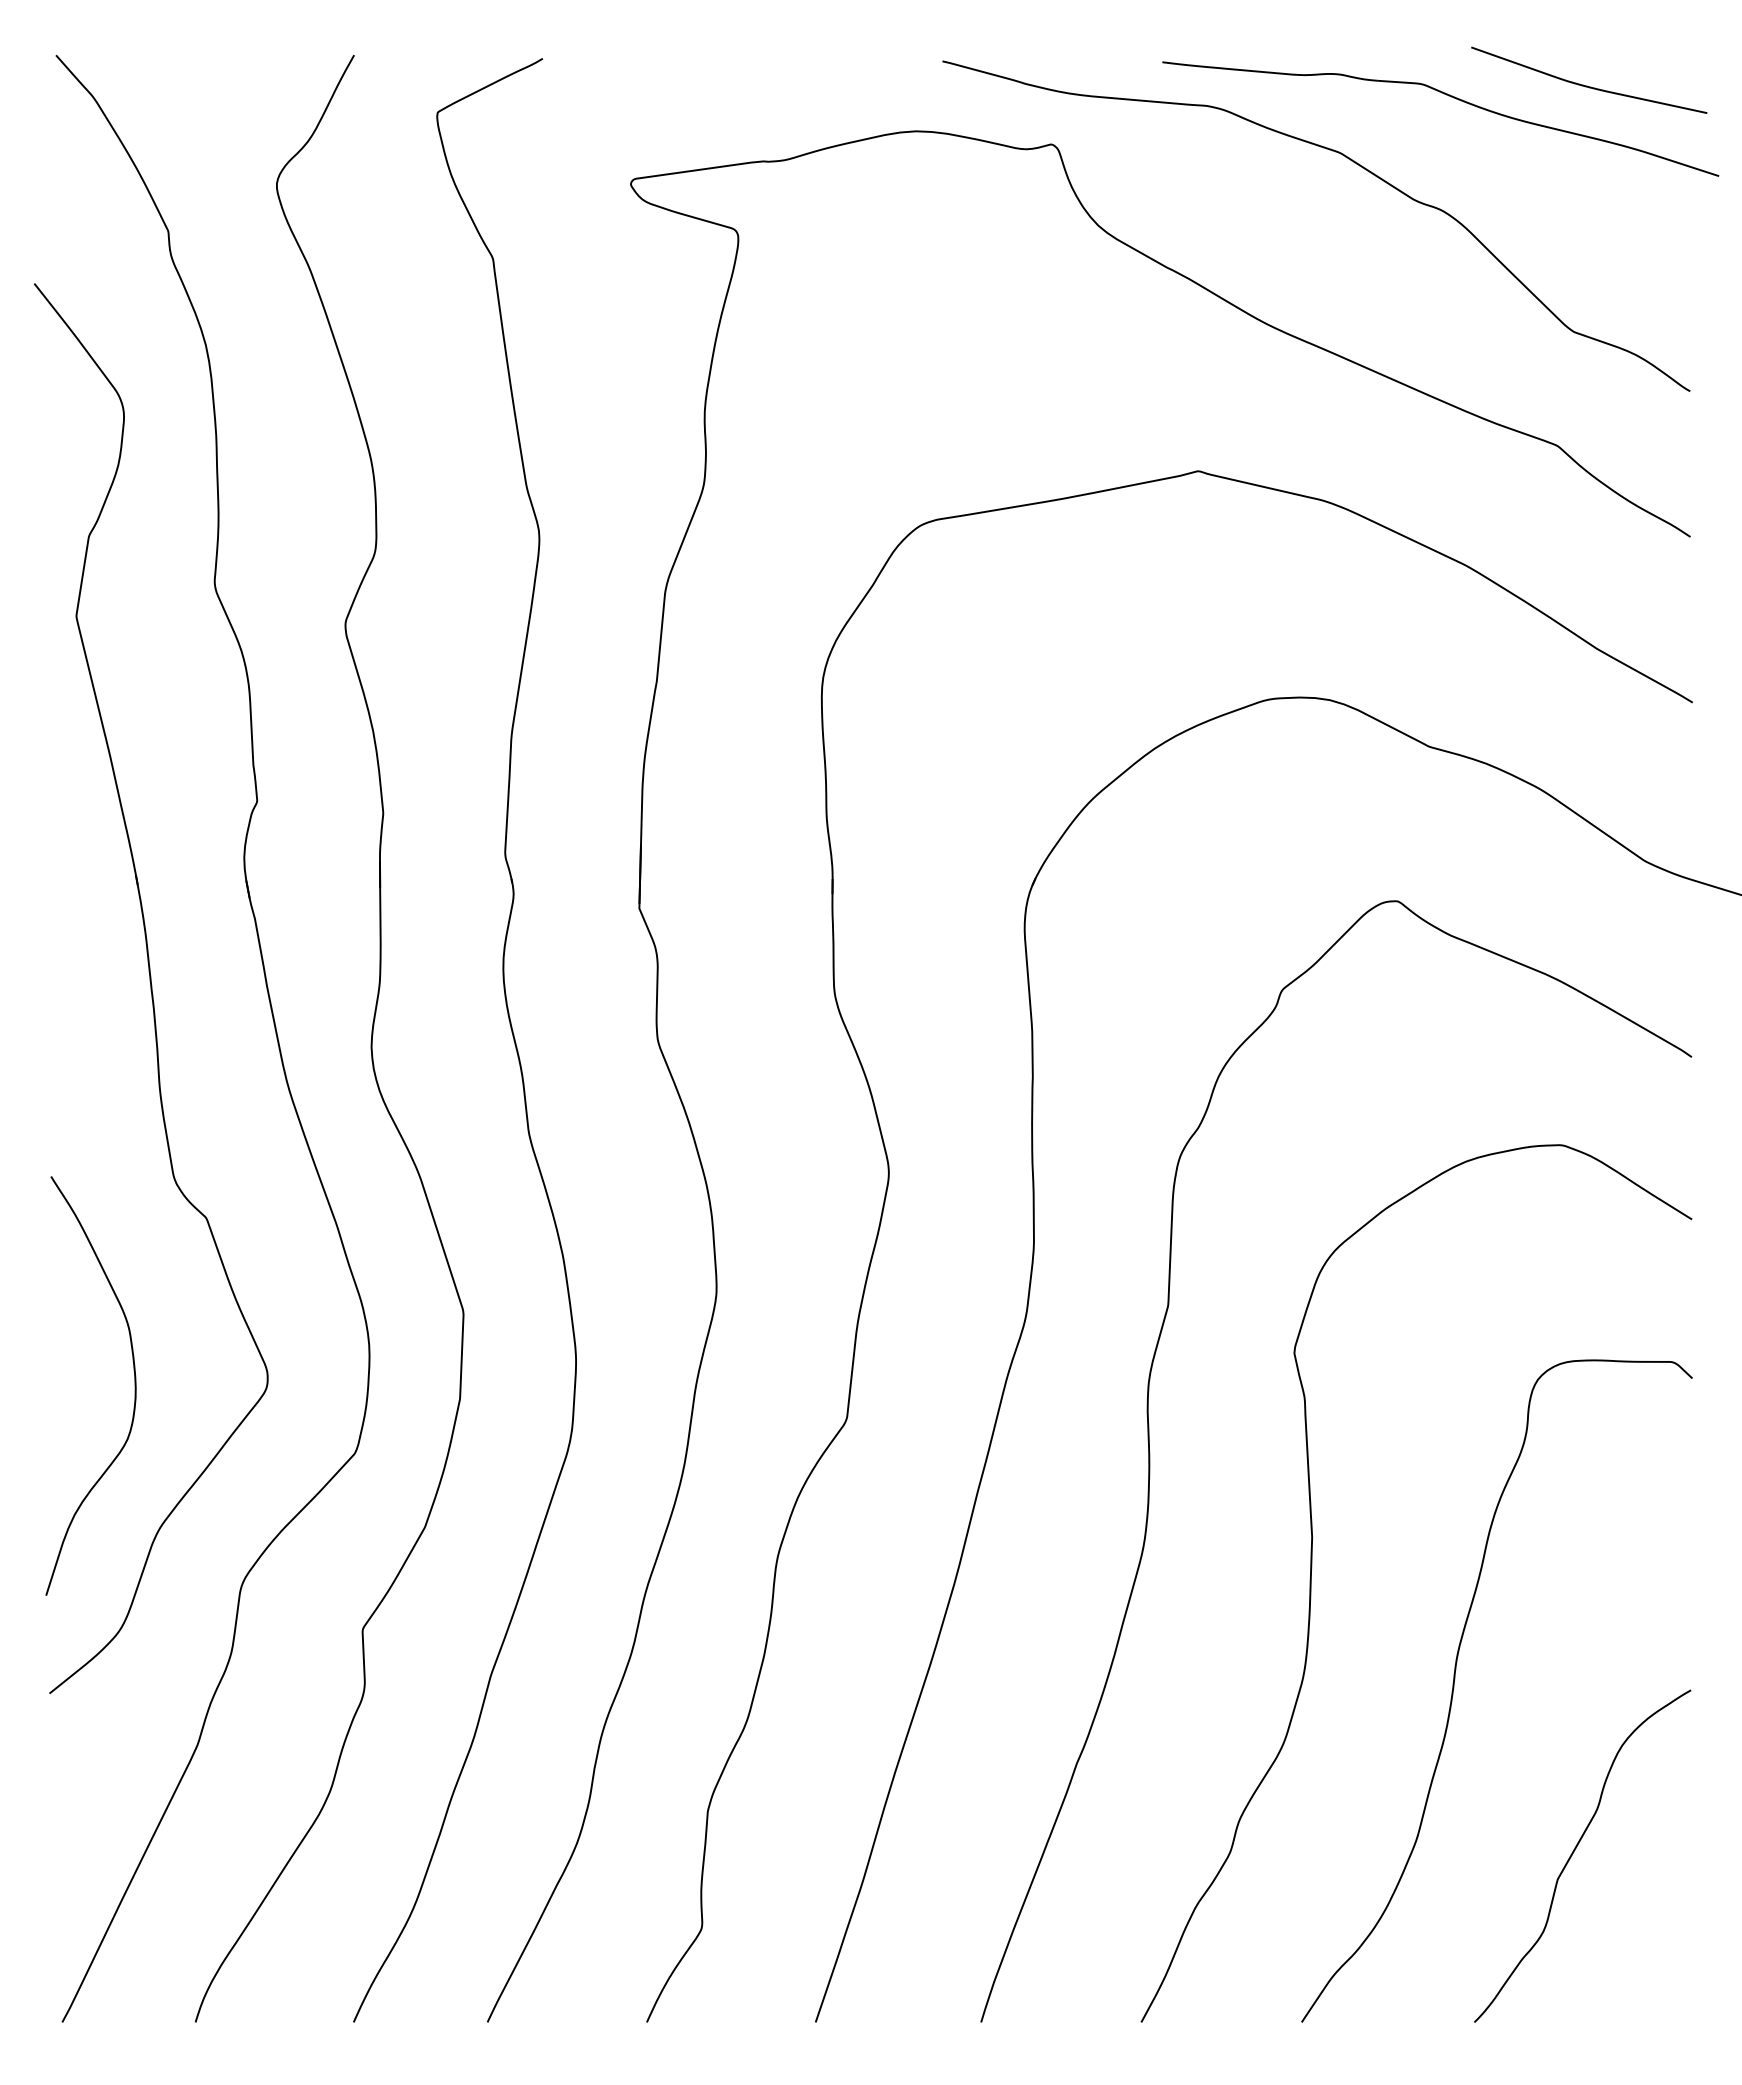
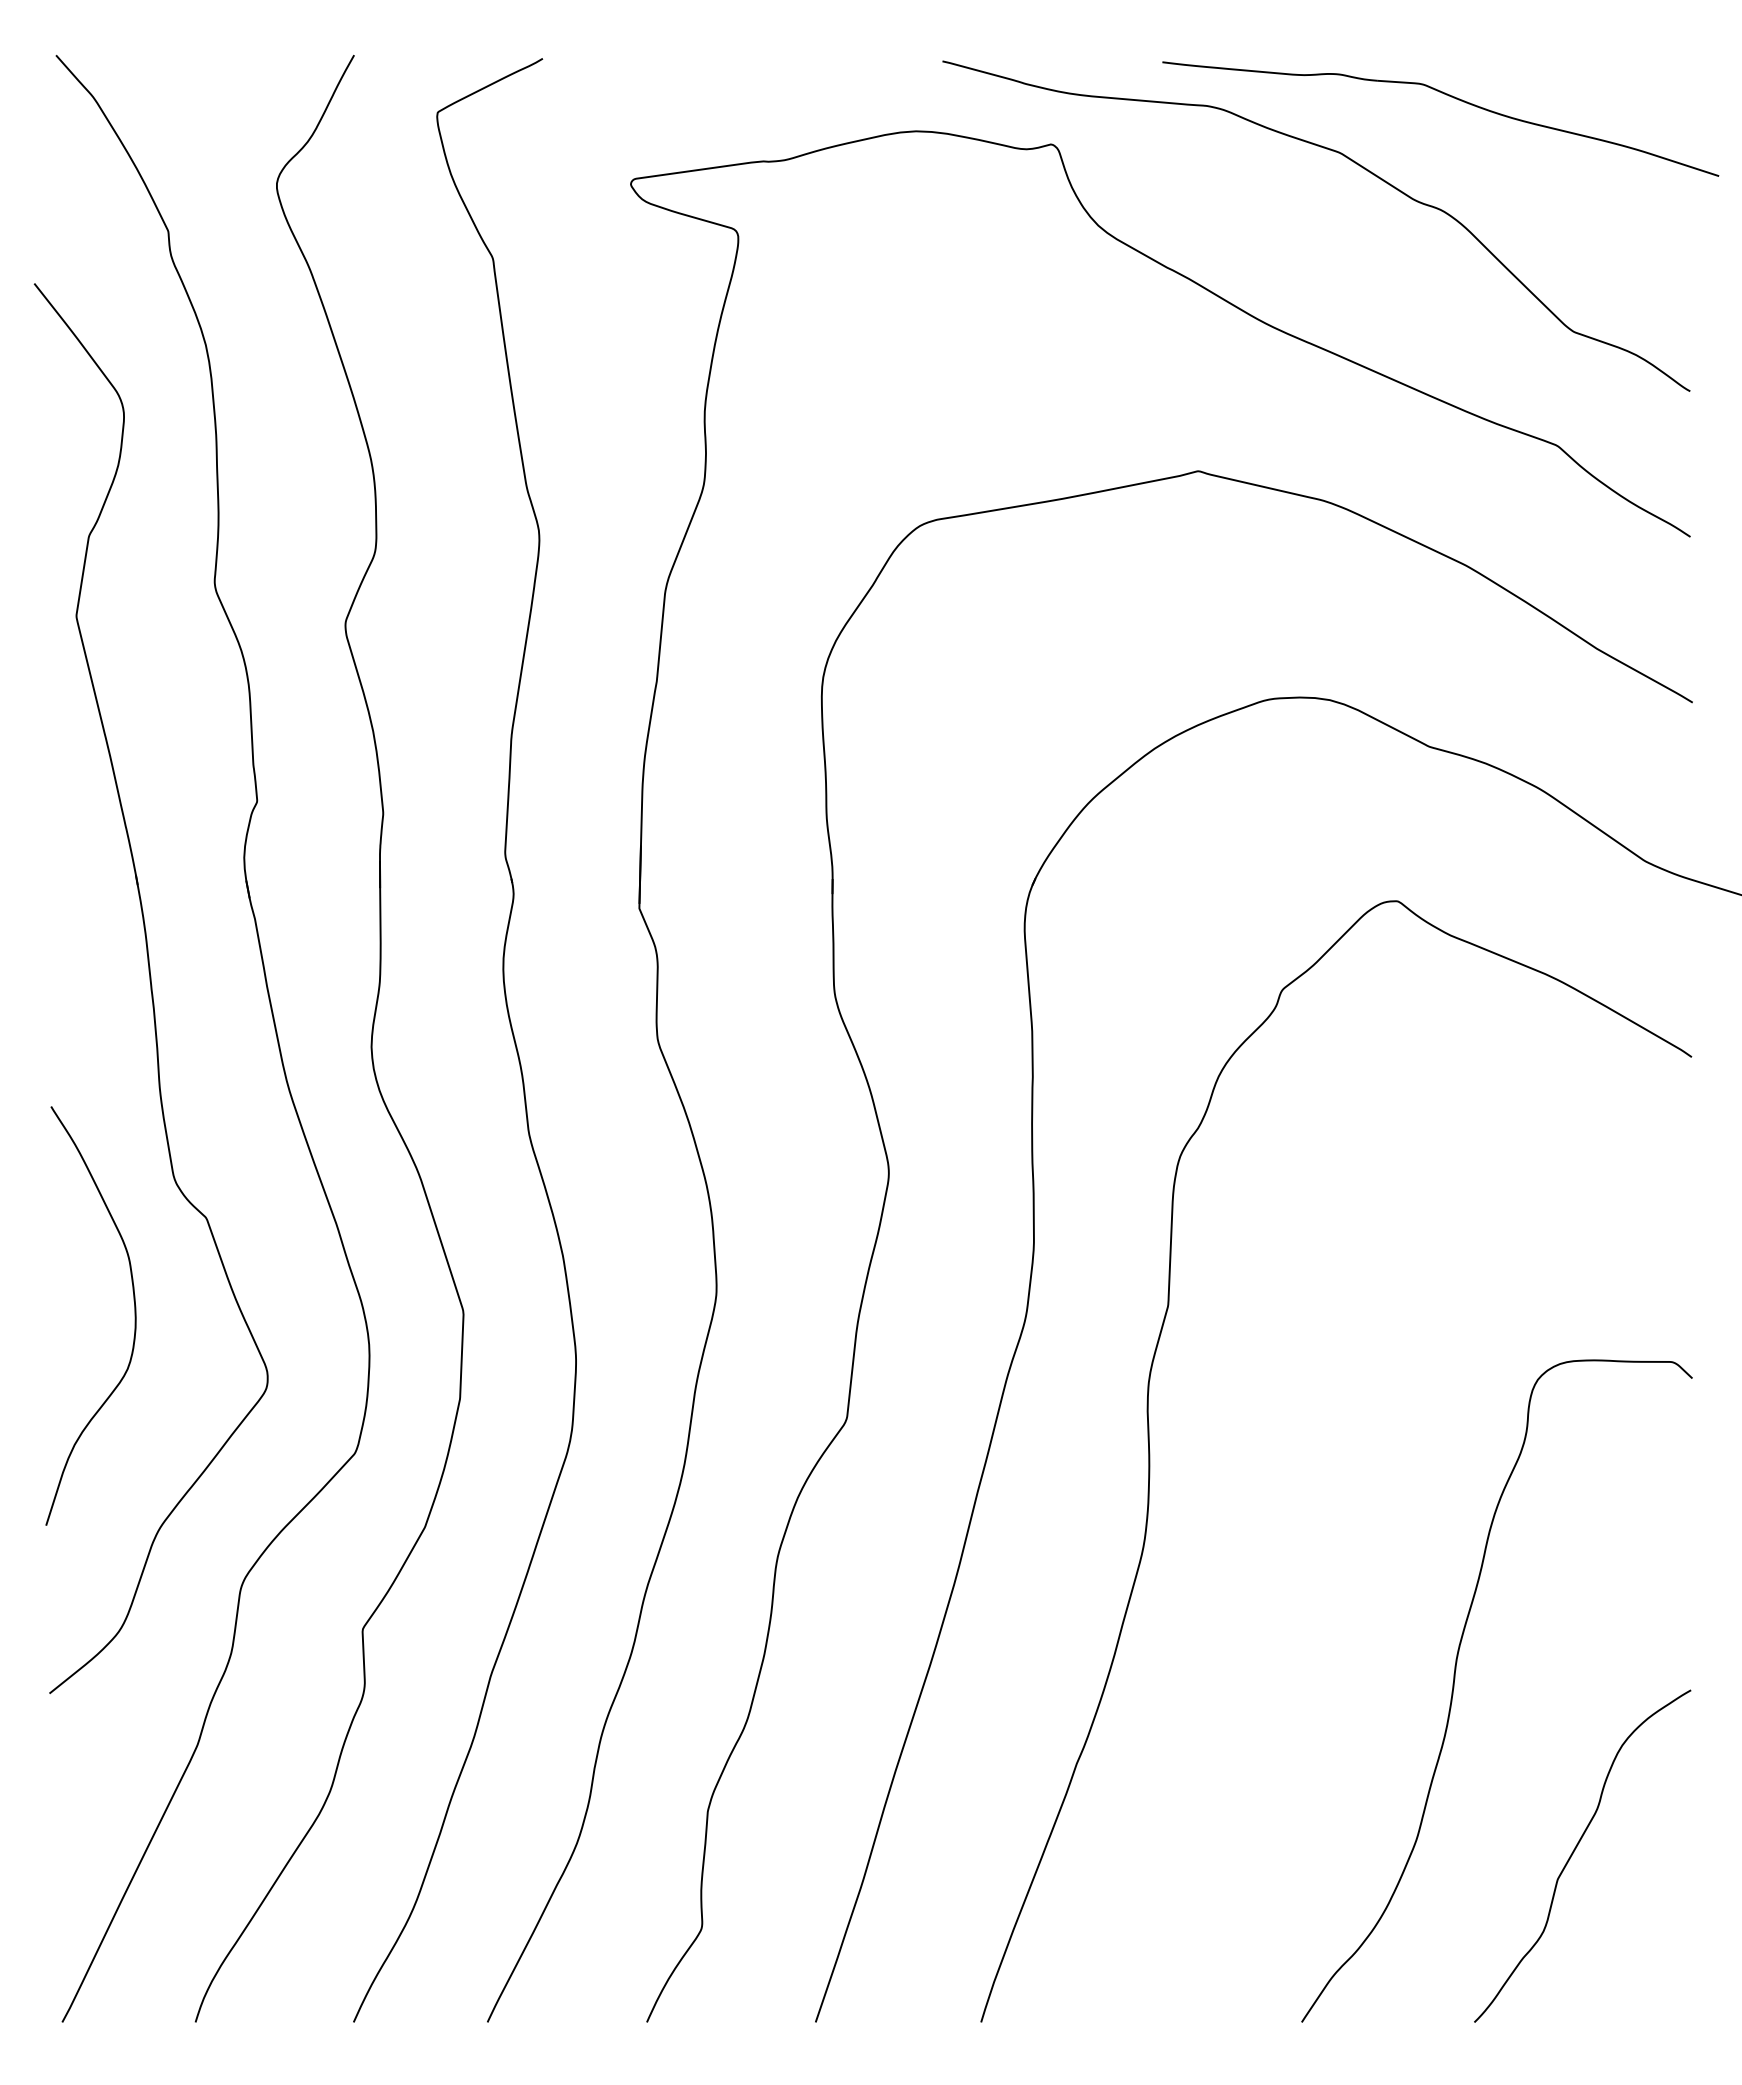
curve: present -> none (1587, 85)
curve position: (134, 1385) -> (134, 1315) (134, 1315)
curve: present -> none (1311, 1583)
